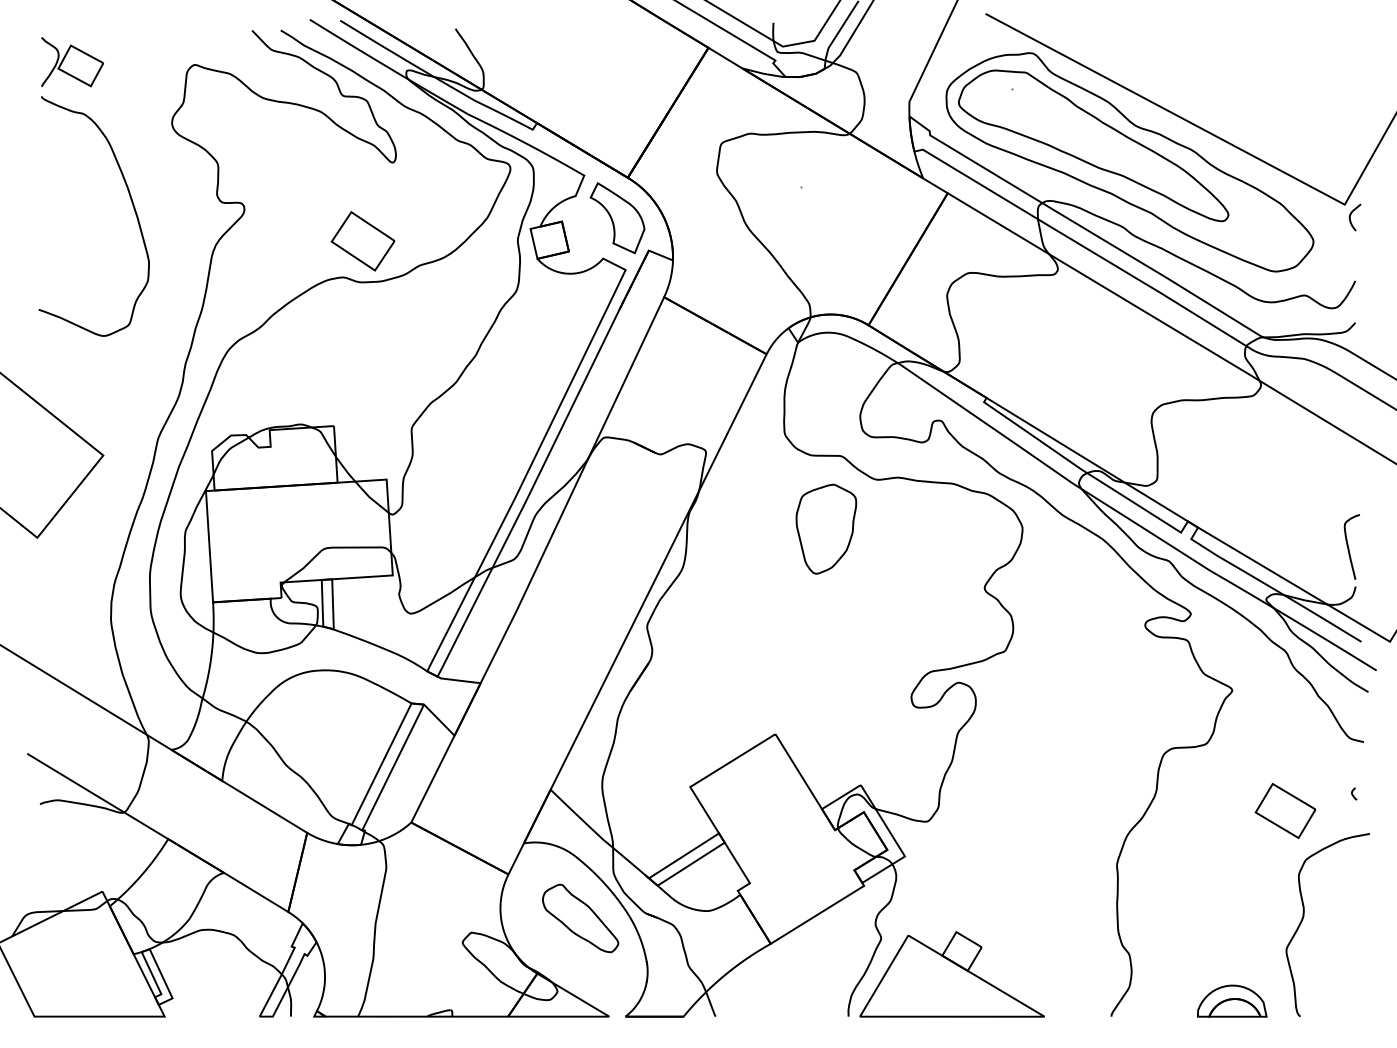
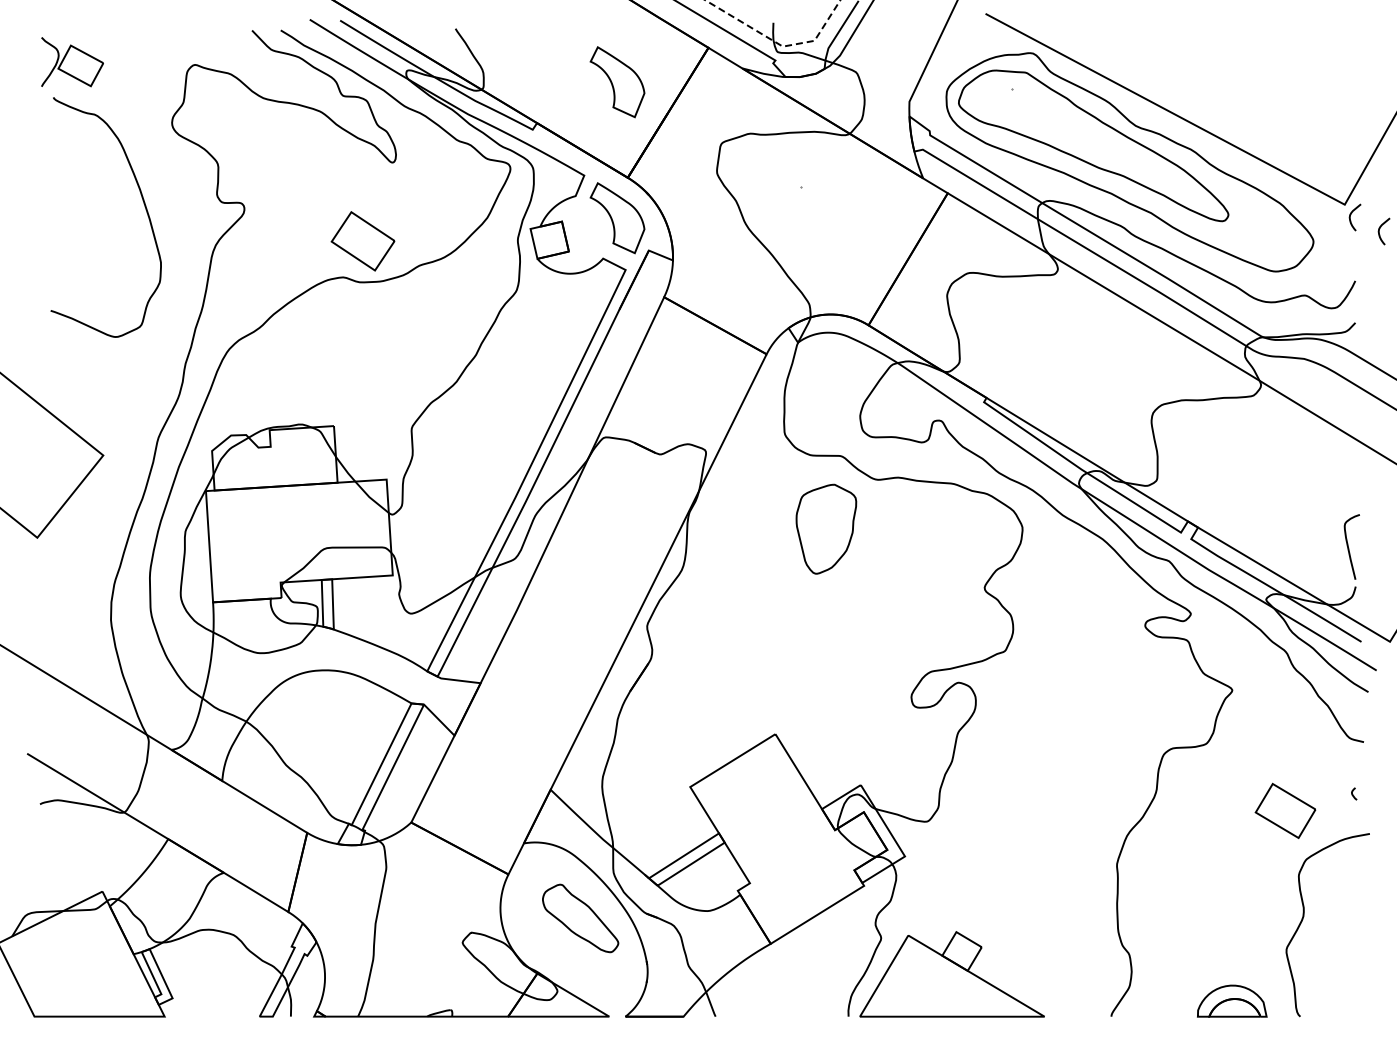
line: solid -> dashed (779, 44)
part: none -> present (617, 82)
curve position: (131, 202) -> (143, 203) (143, 203)
curve: none -> present (1379, 231)
